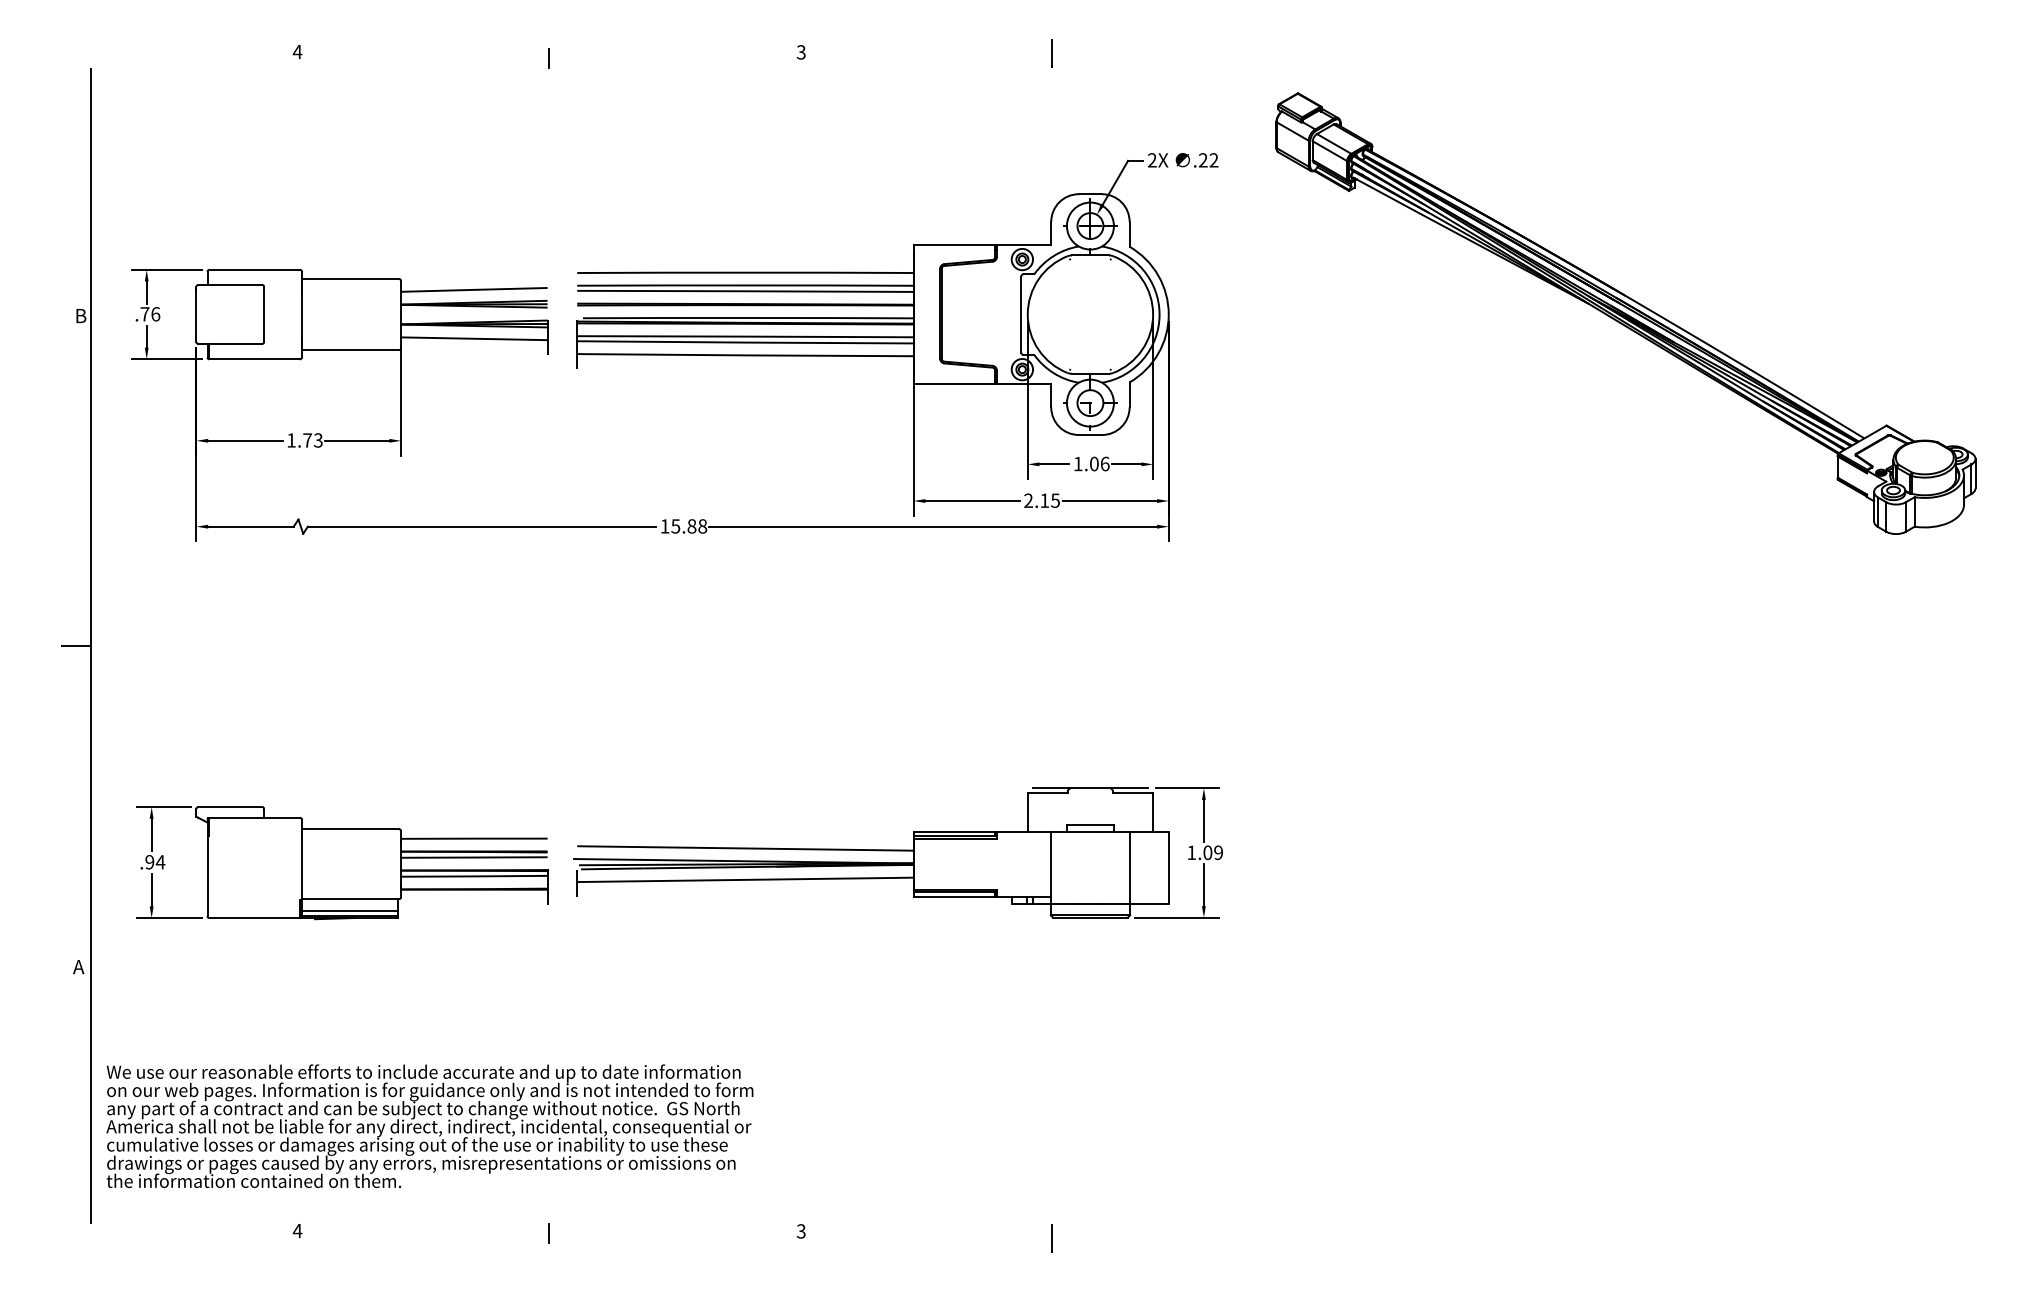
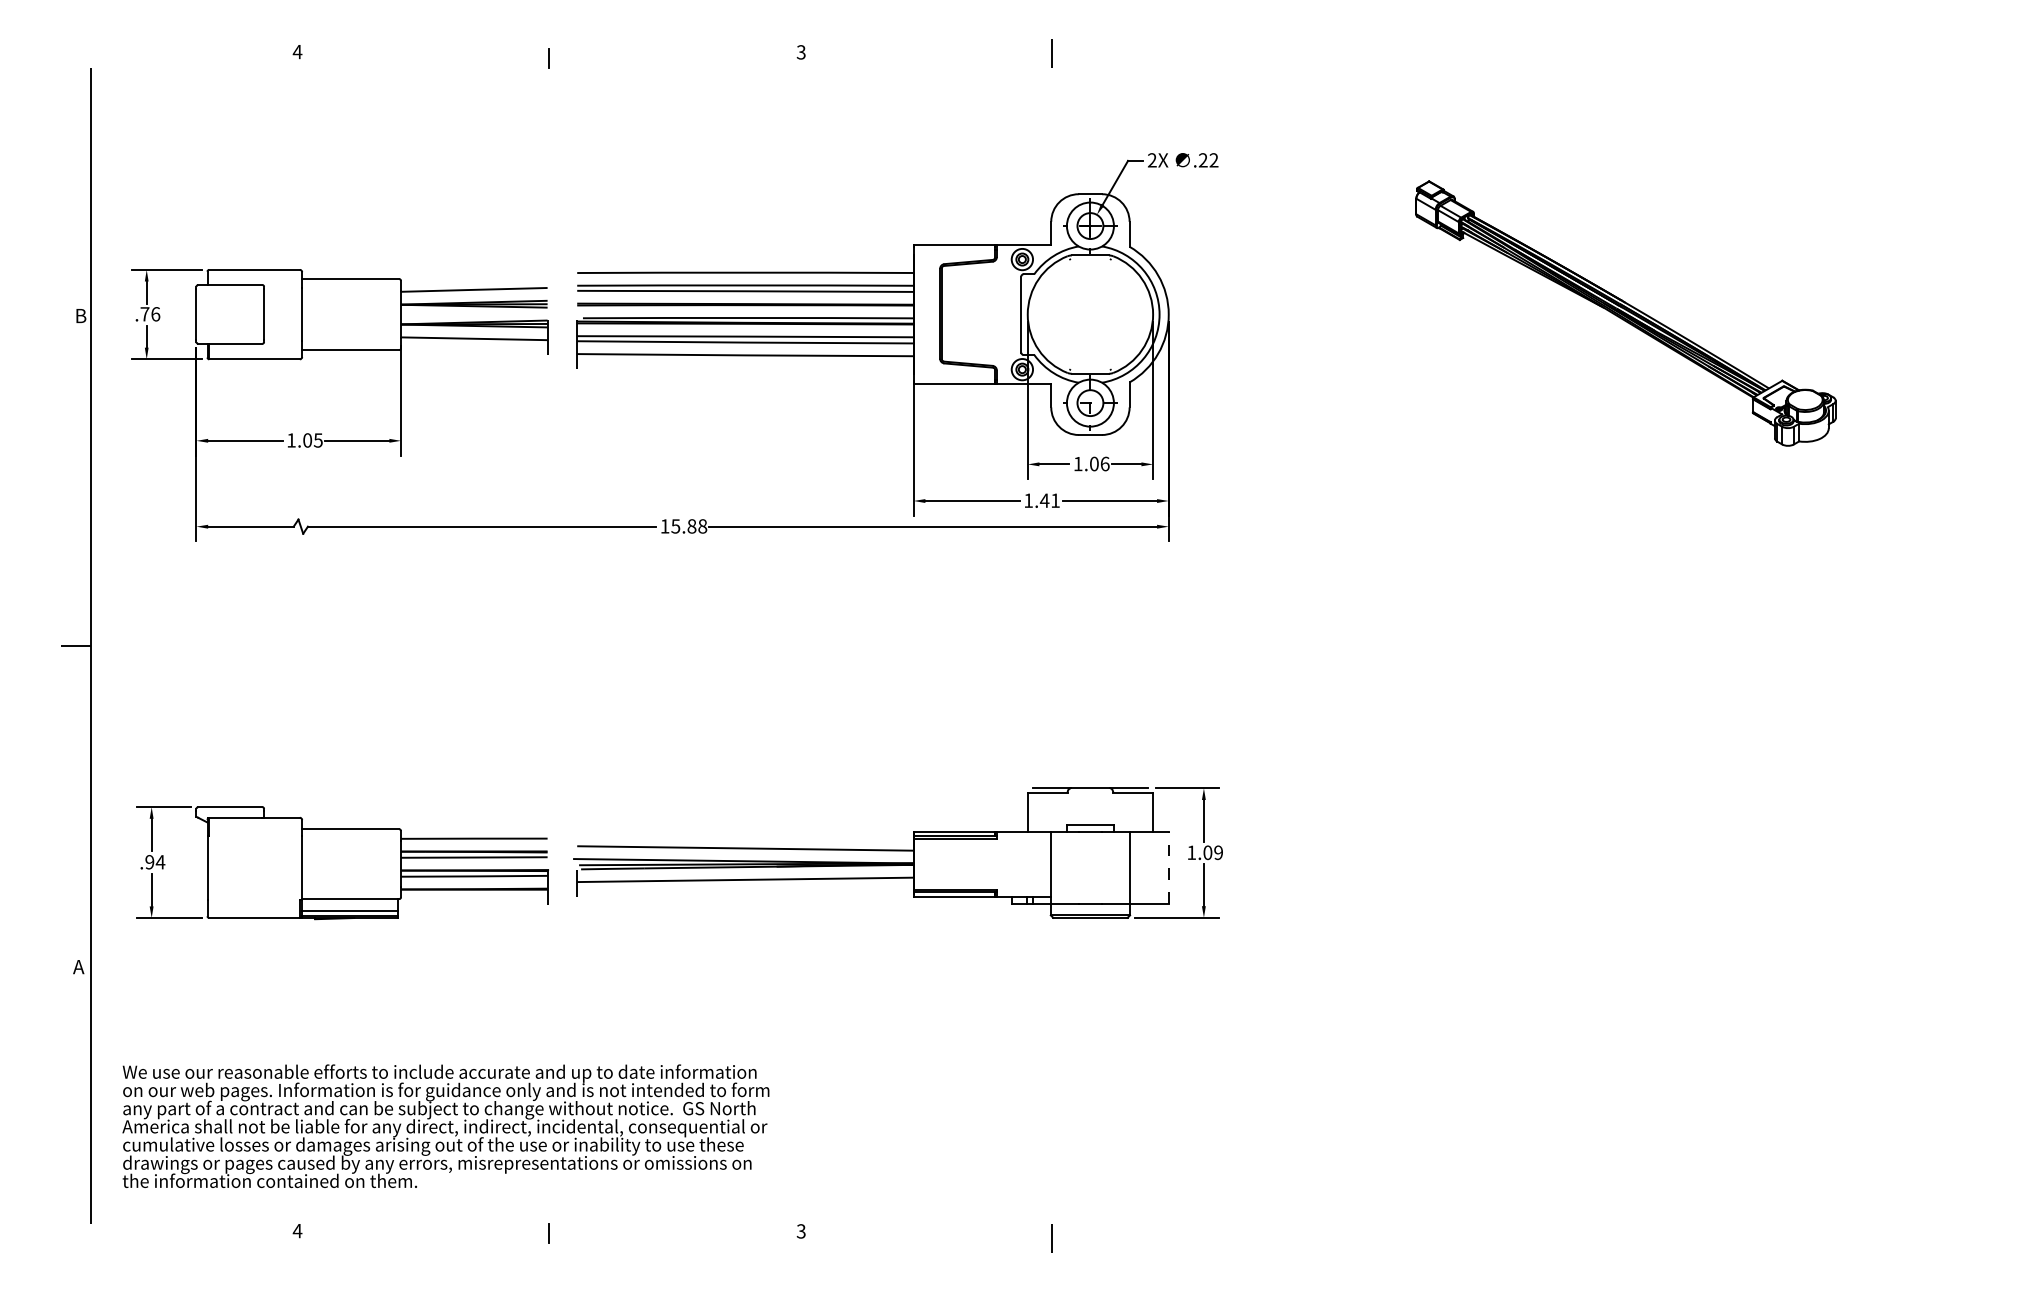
part size: 702x443 px -> 422x267 px (1625, 313)
text: 1.73 -> 1.05 (312, 440)
text: 2.15 -> 1.41 (1041, 500)
line: solid -> dashed (1168, 867)
text position: (429, 1125) -> (445, 1125) (445, 1125)
